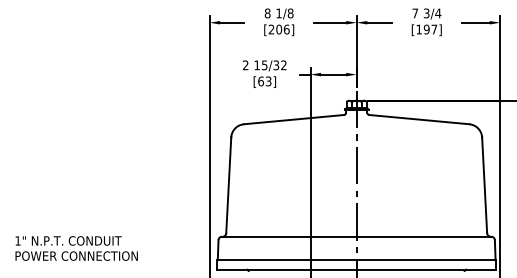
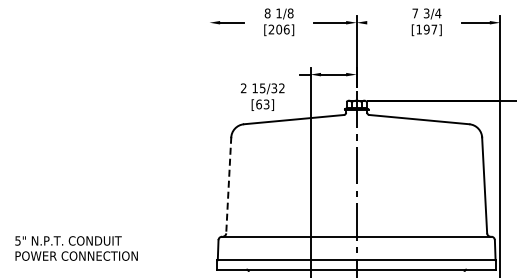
line: present -> none (379, 22)
text position: (264, 73) -> (262, 96) (262, 96)
line: present -> none (209, 144)
line: solid -> dashed (228, 185)
text: 1" -> 5" (17, 240)
